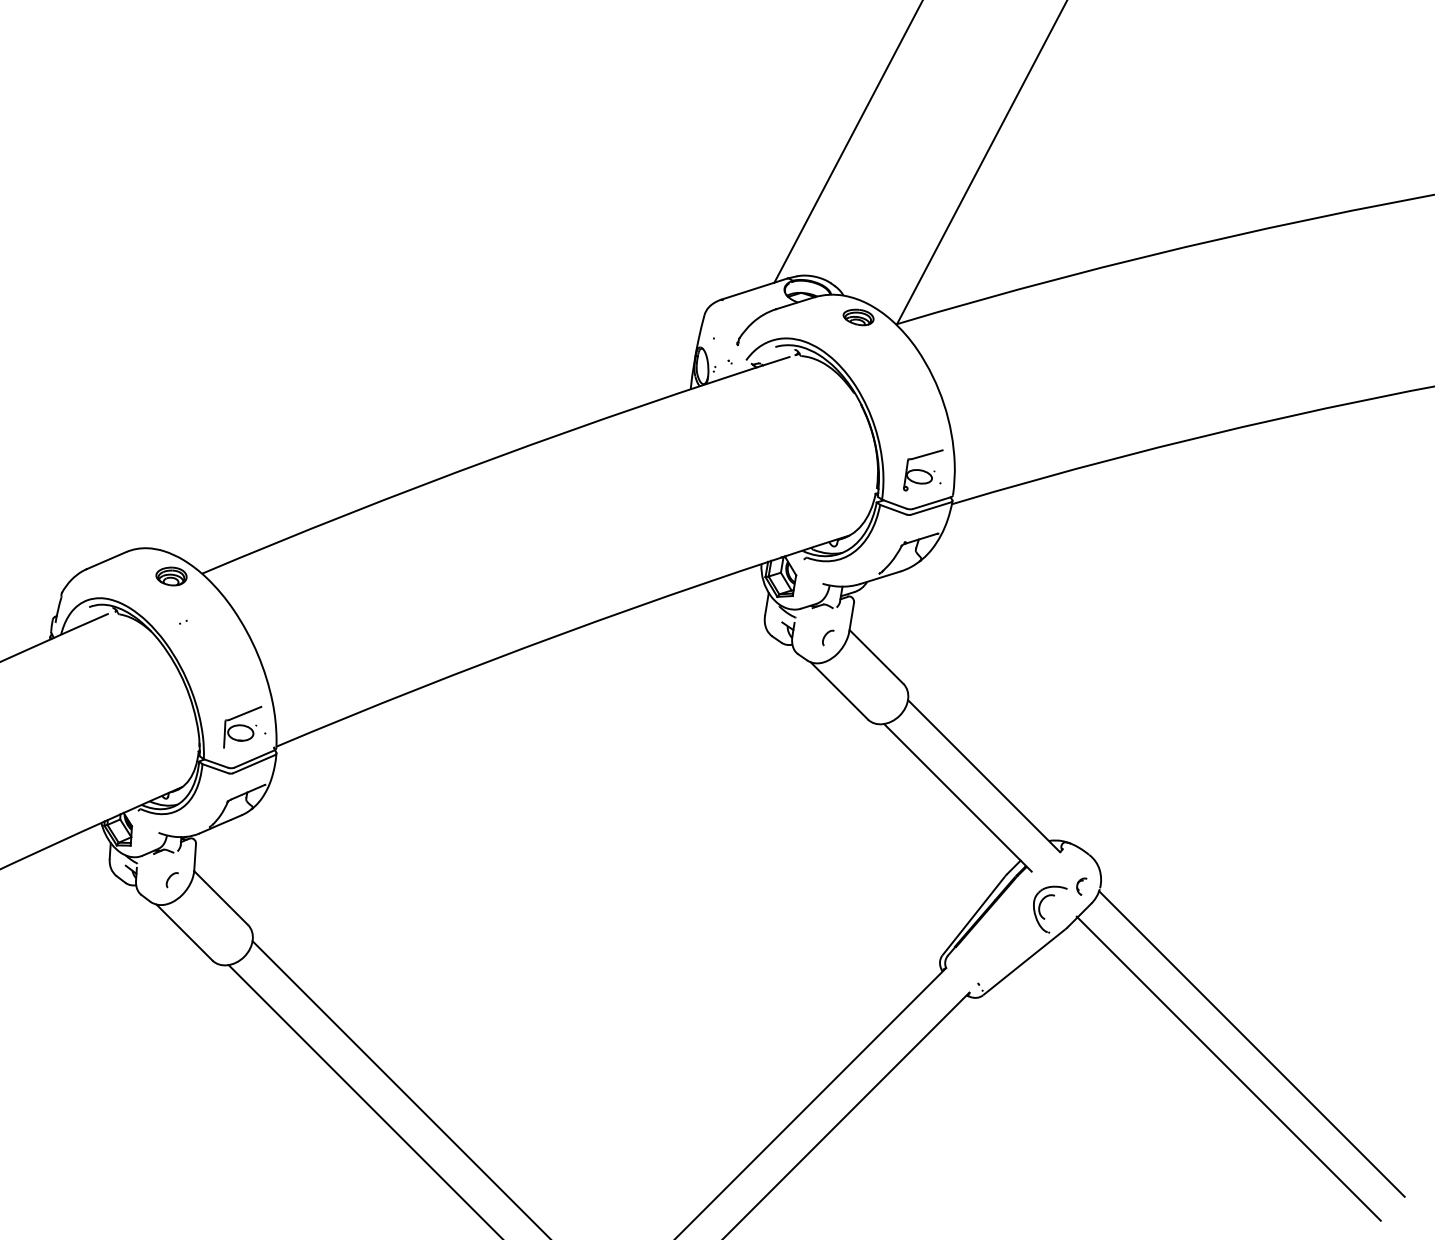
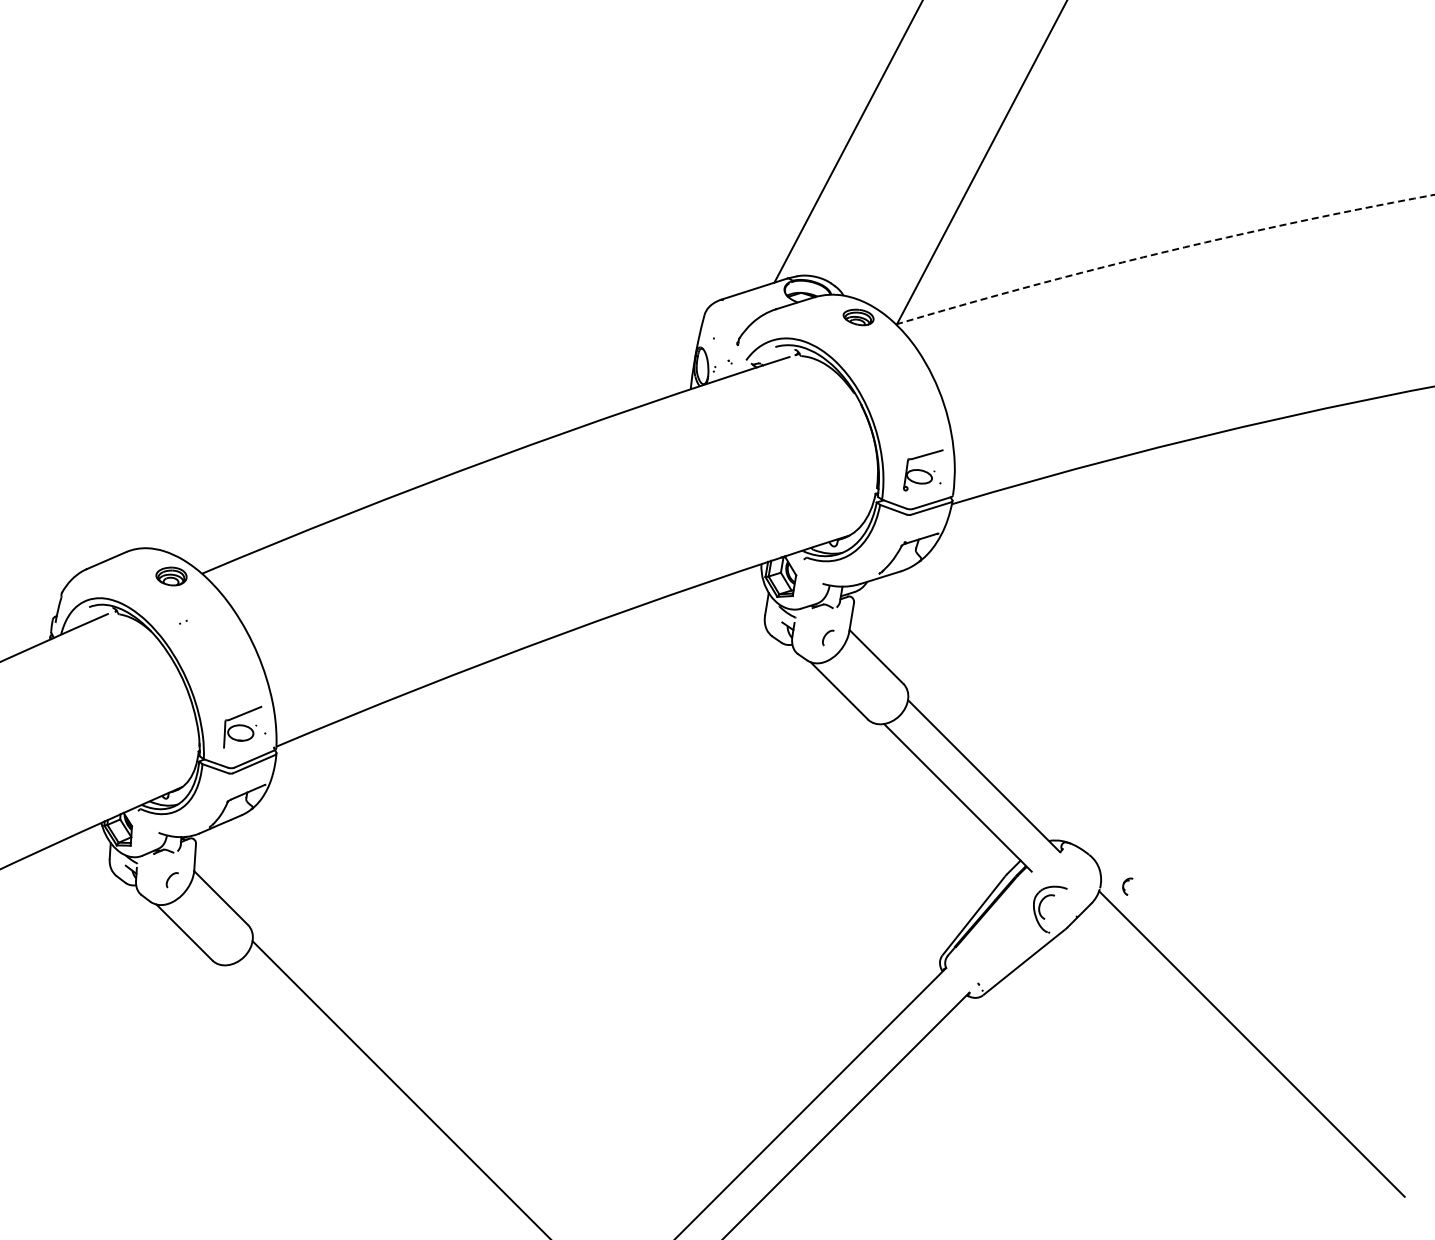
line: solid -> dashed (1163, 252)
part position: (1081, 886) -> (1127, 886) (1127, 886)
line: present -> none (1228, 1068)
line: present -> none (364, 1100)
